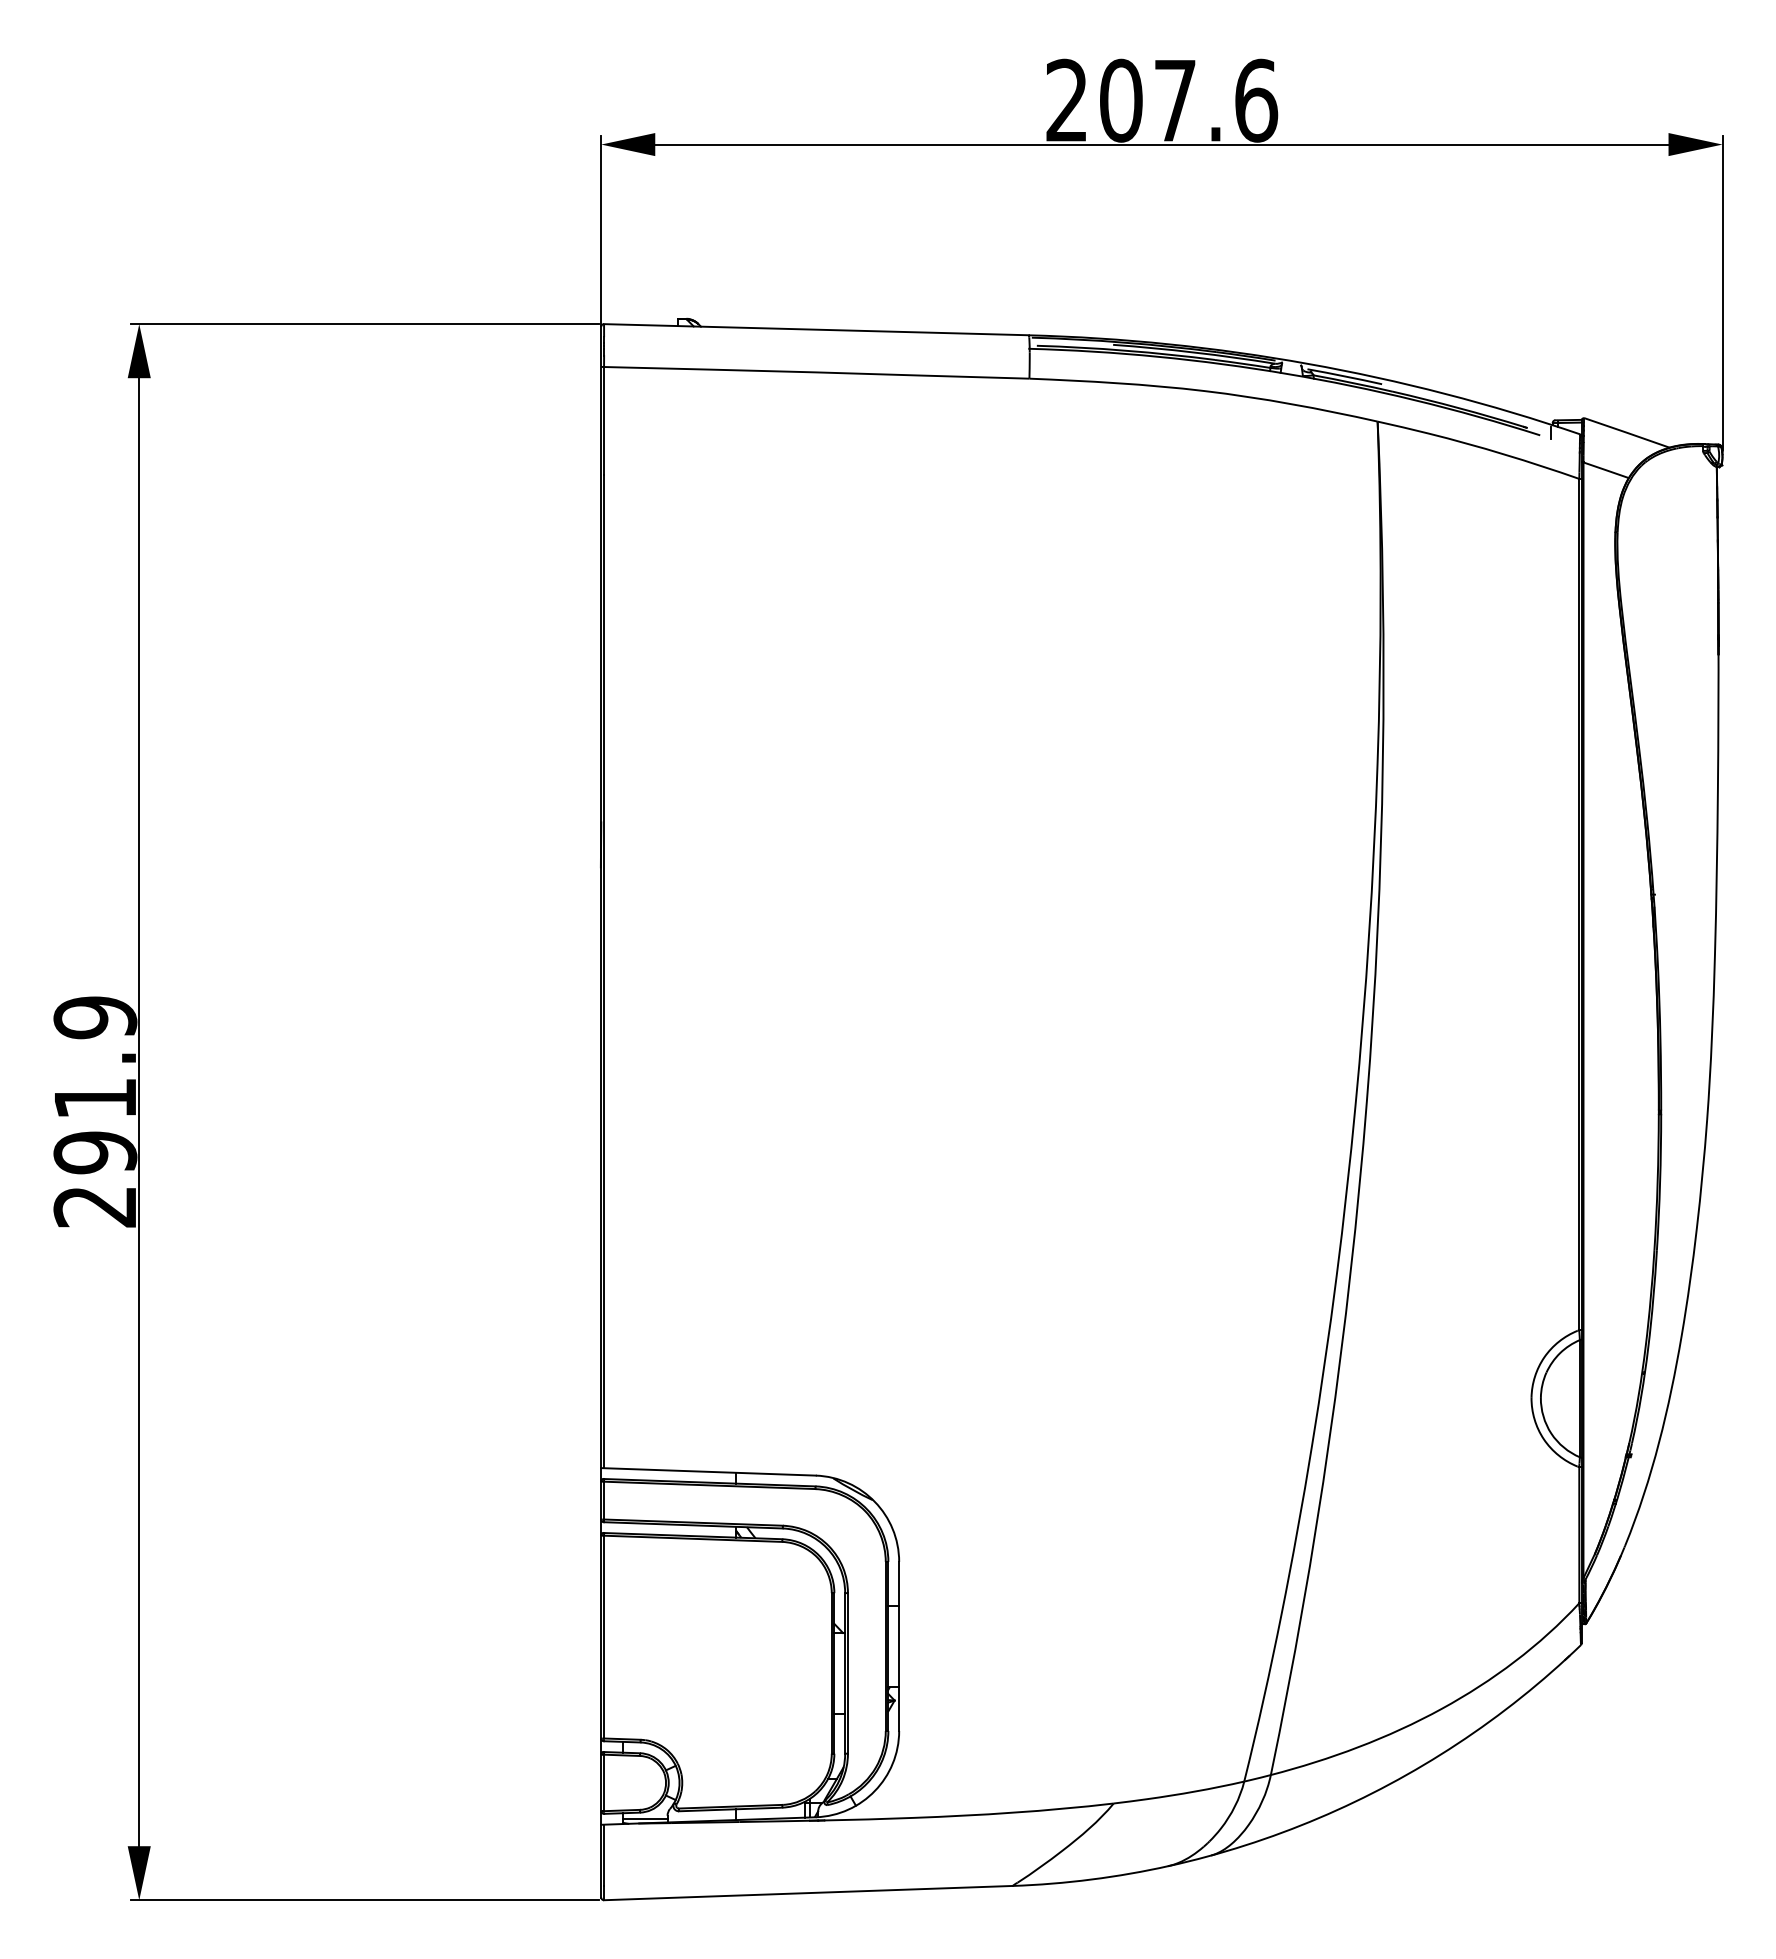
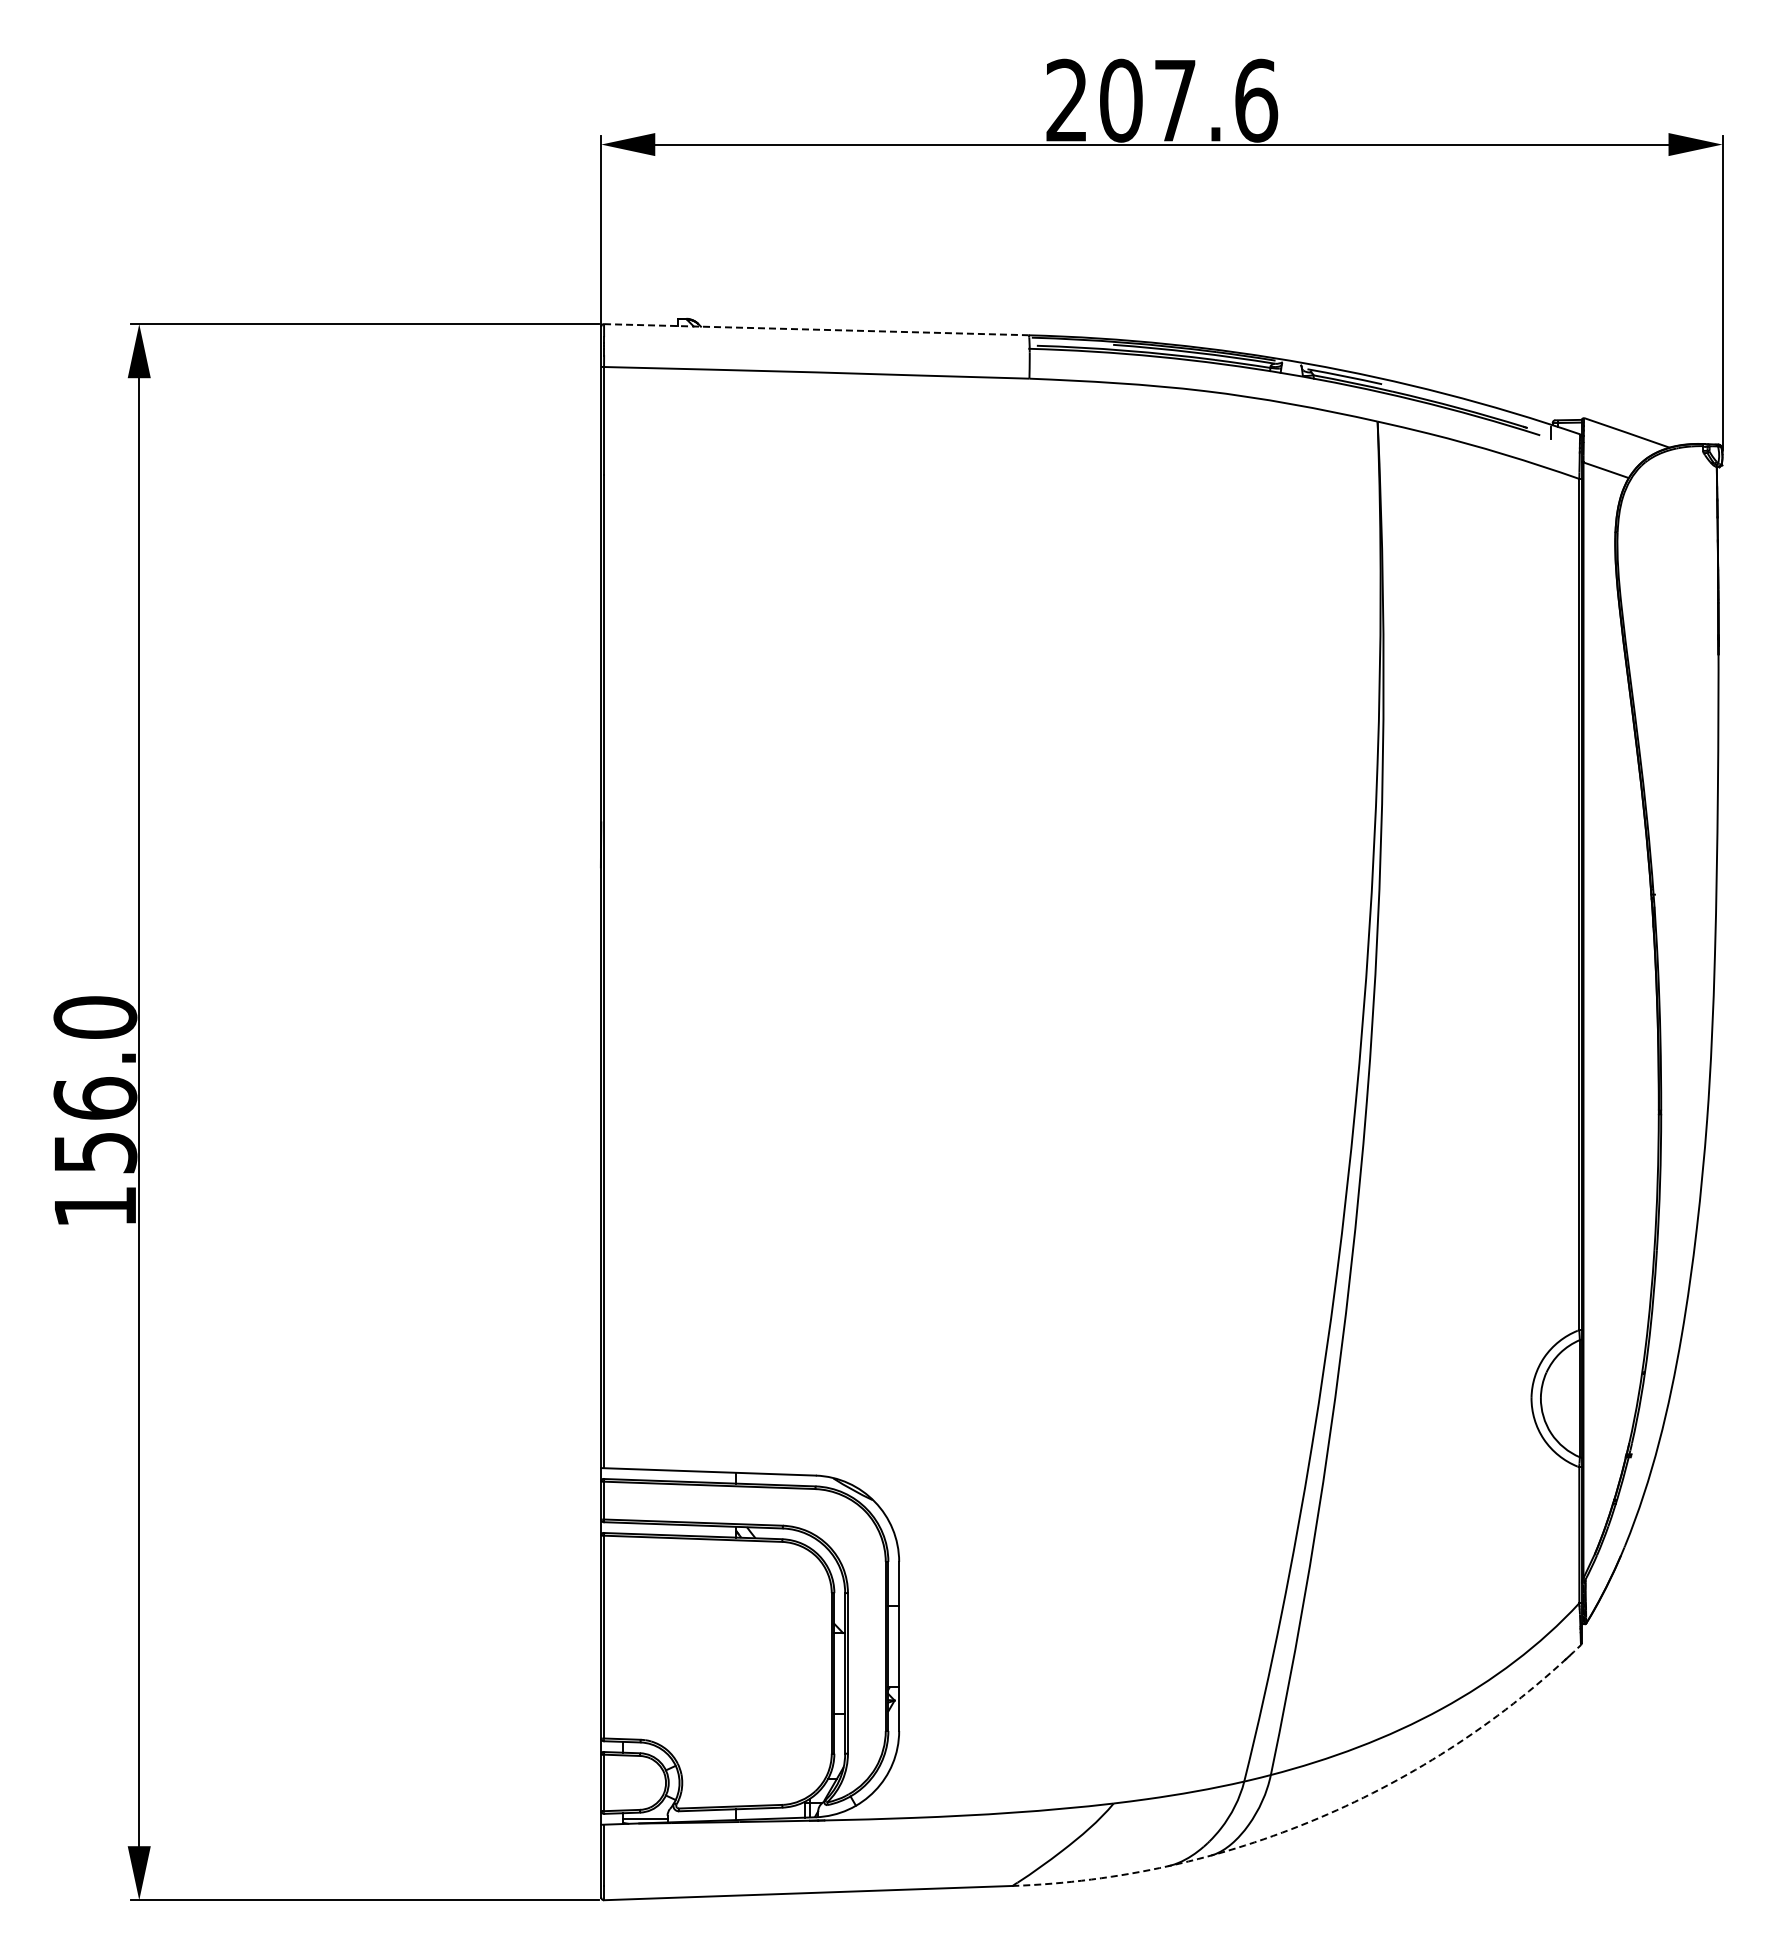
line: solid -> dashed (816, 329)
text: 291.9 -> 156.0 (95, 1111)
arc: solid -> dashed (1318, 1818)
